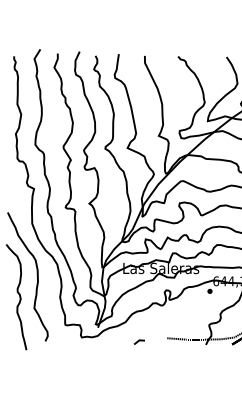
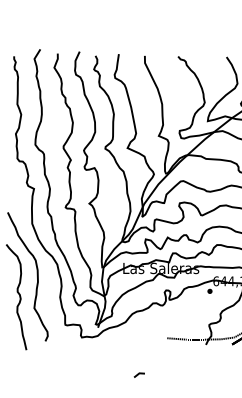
line position: (138, 341) -> (138, 374) (138, 374)
